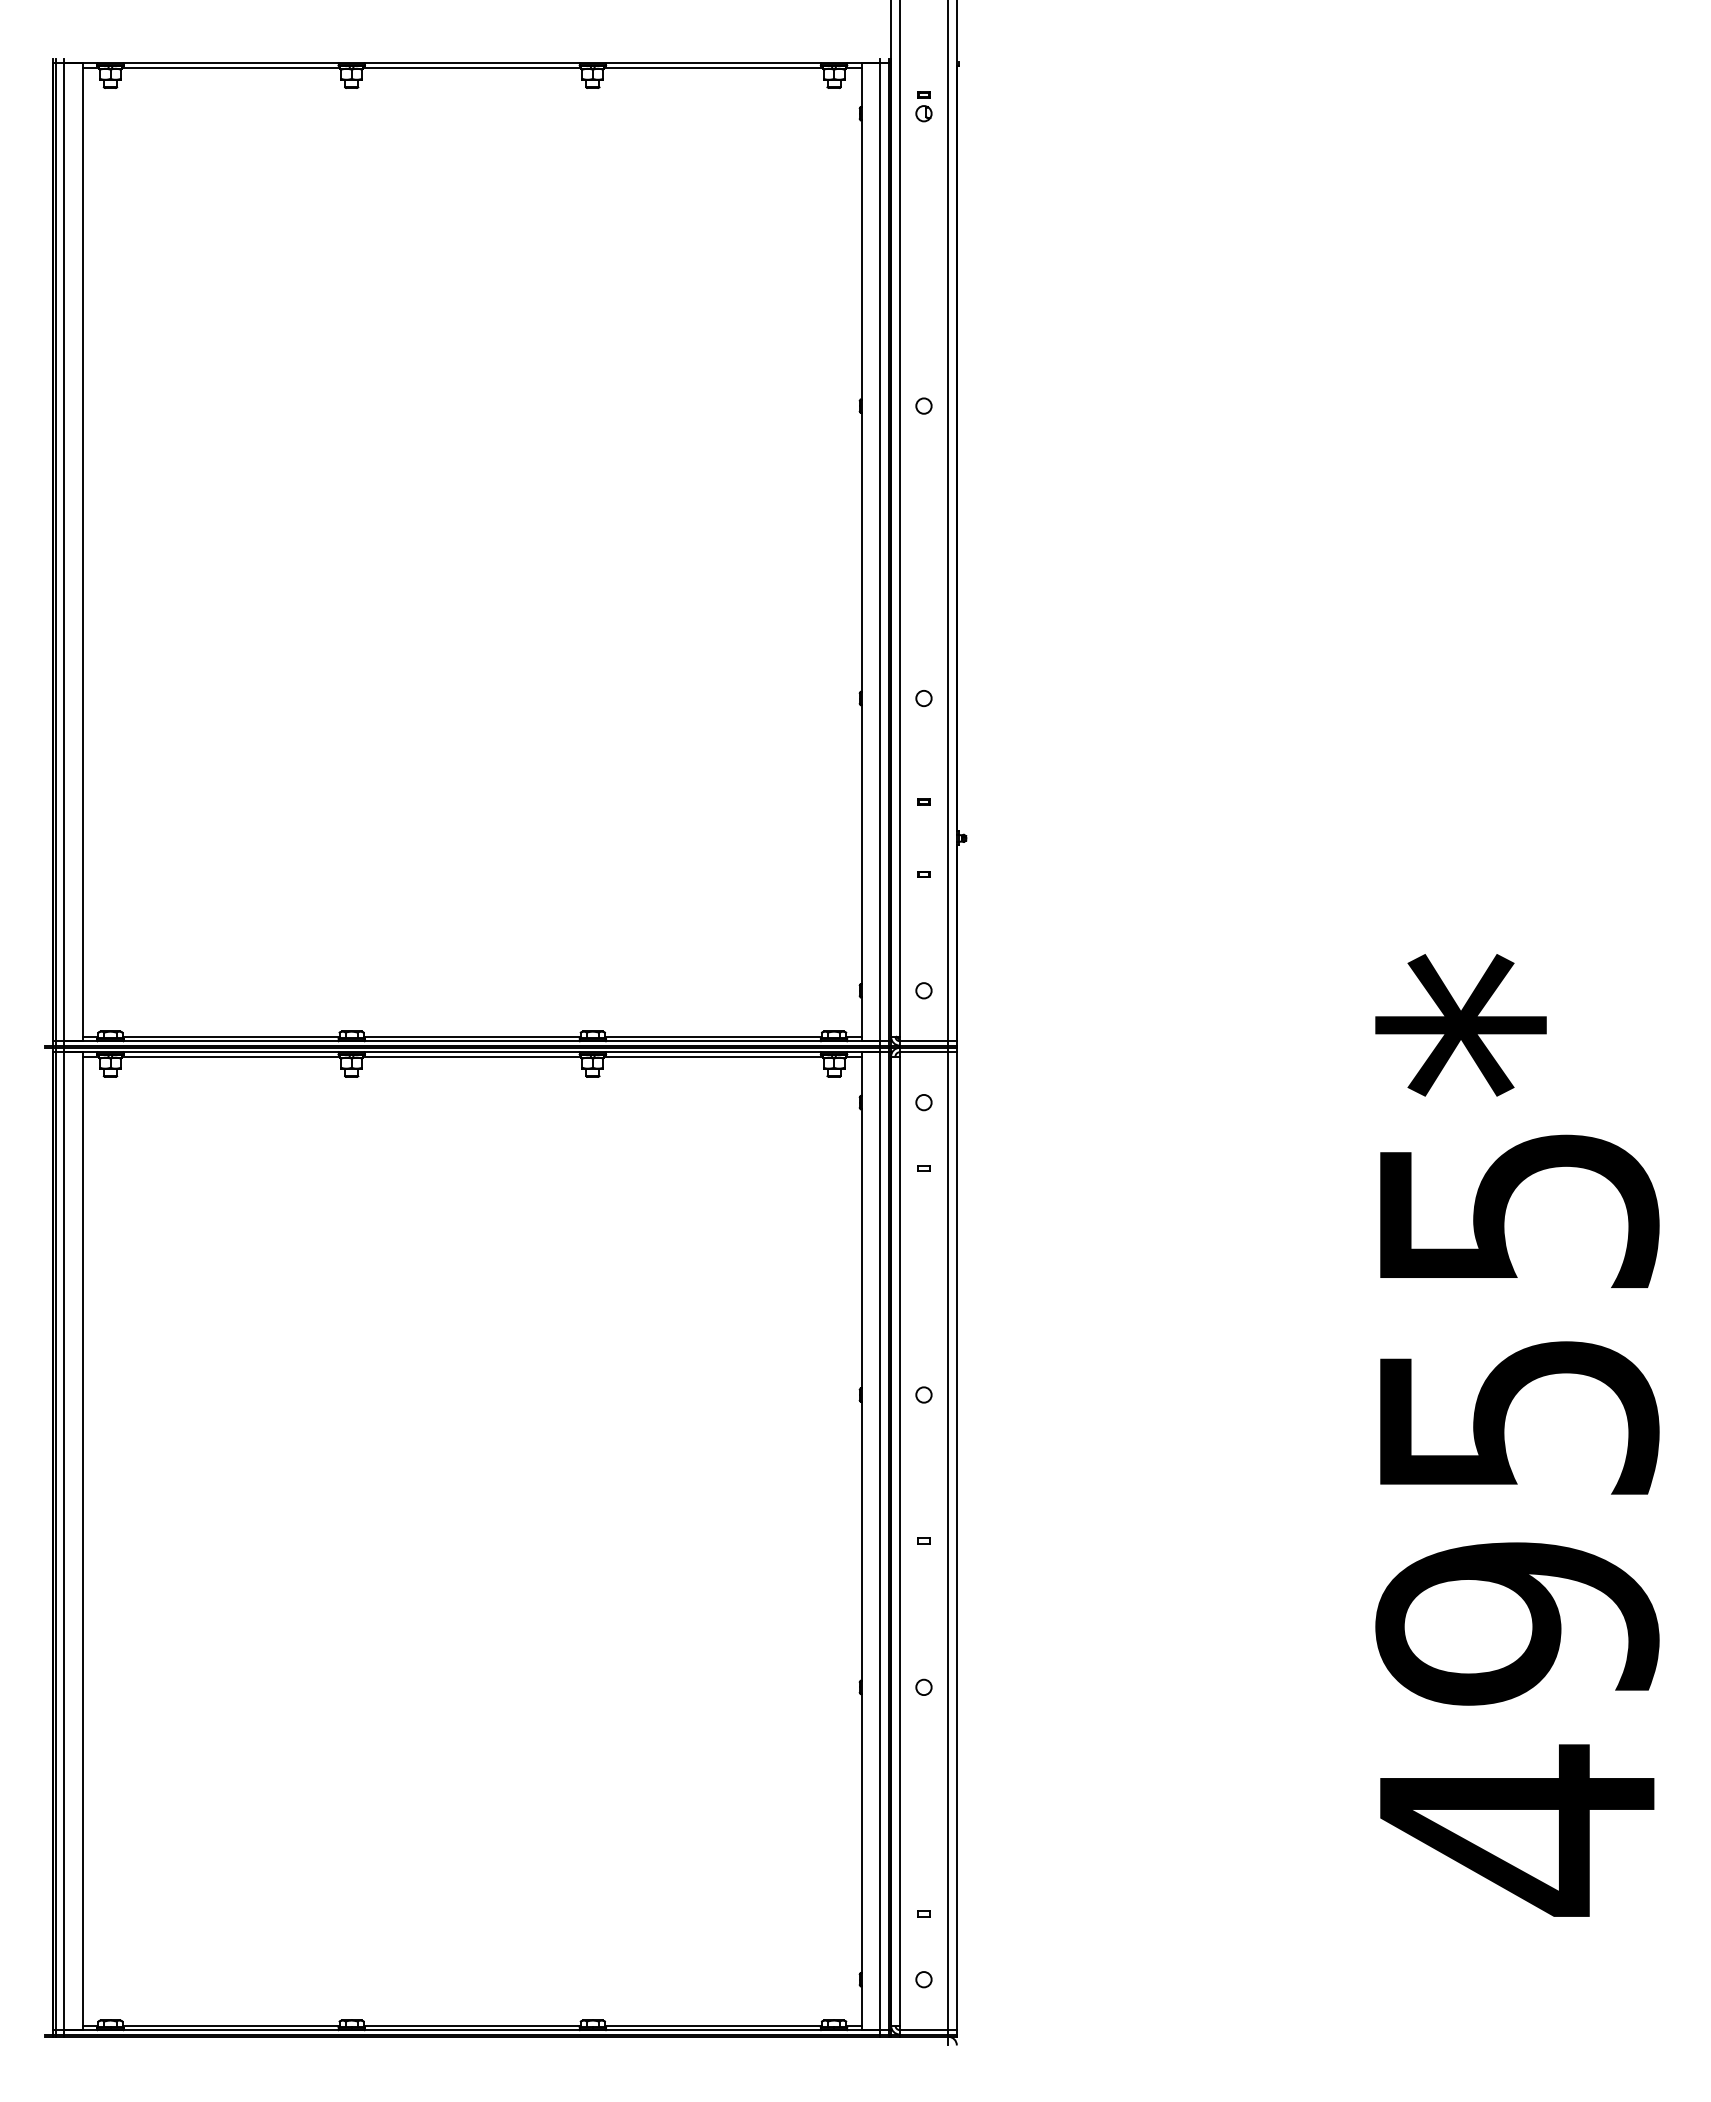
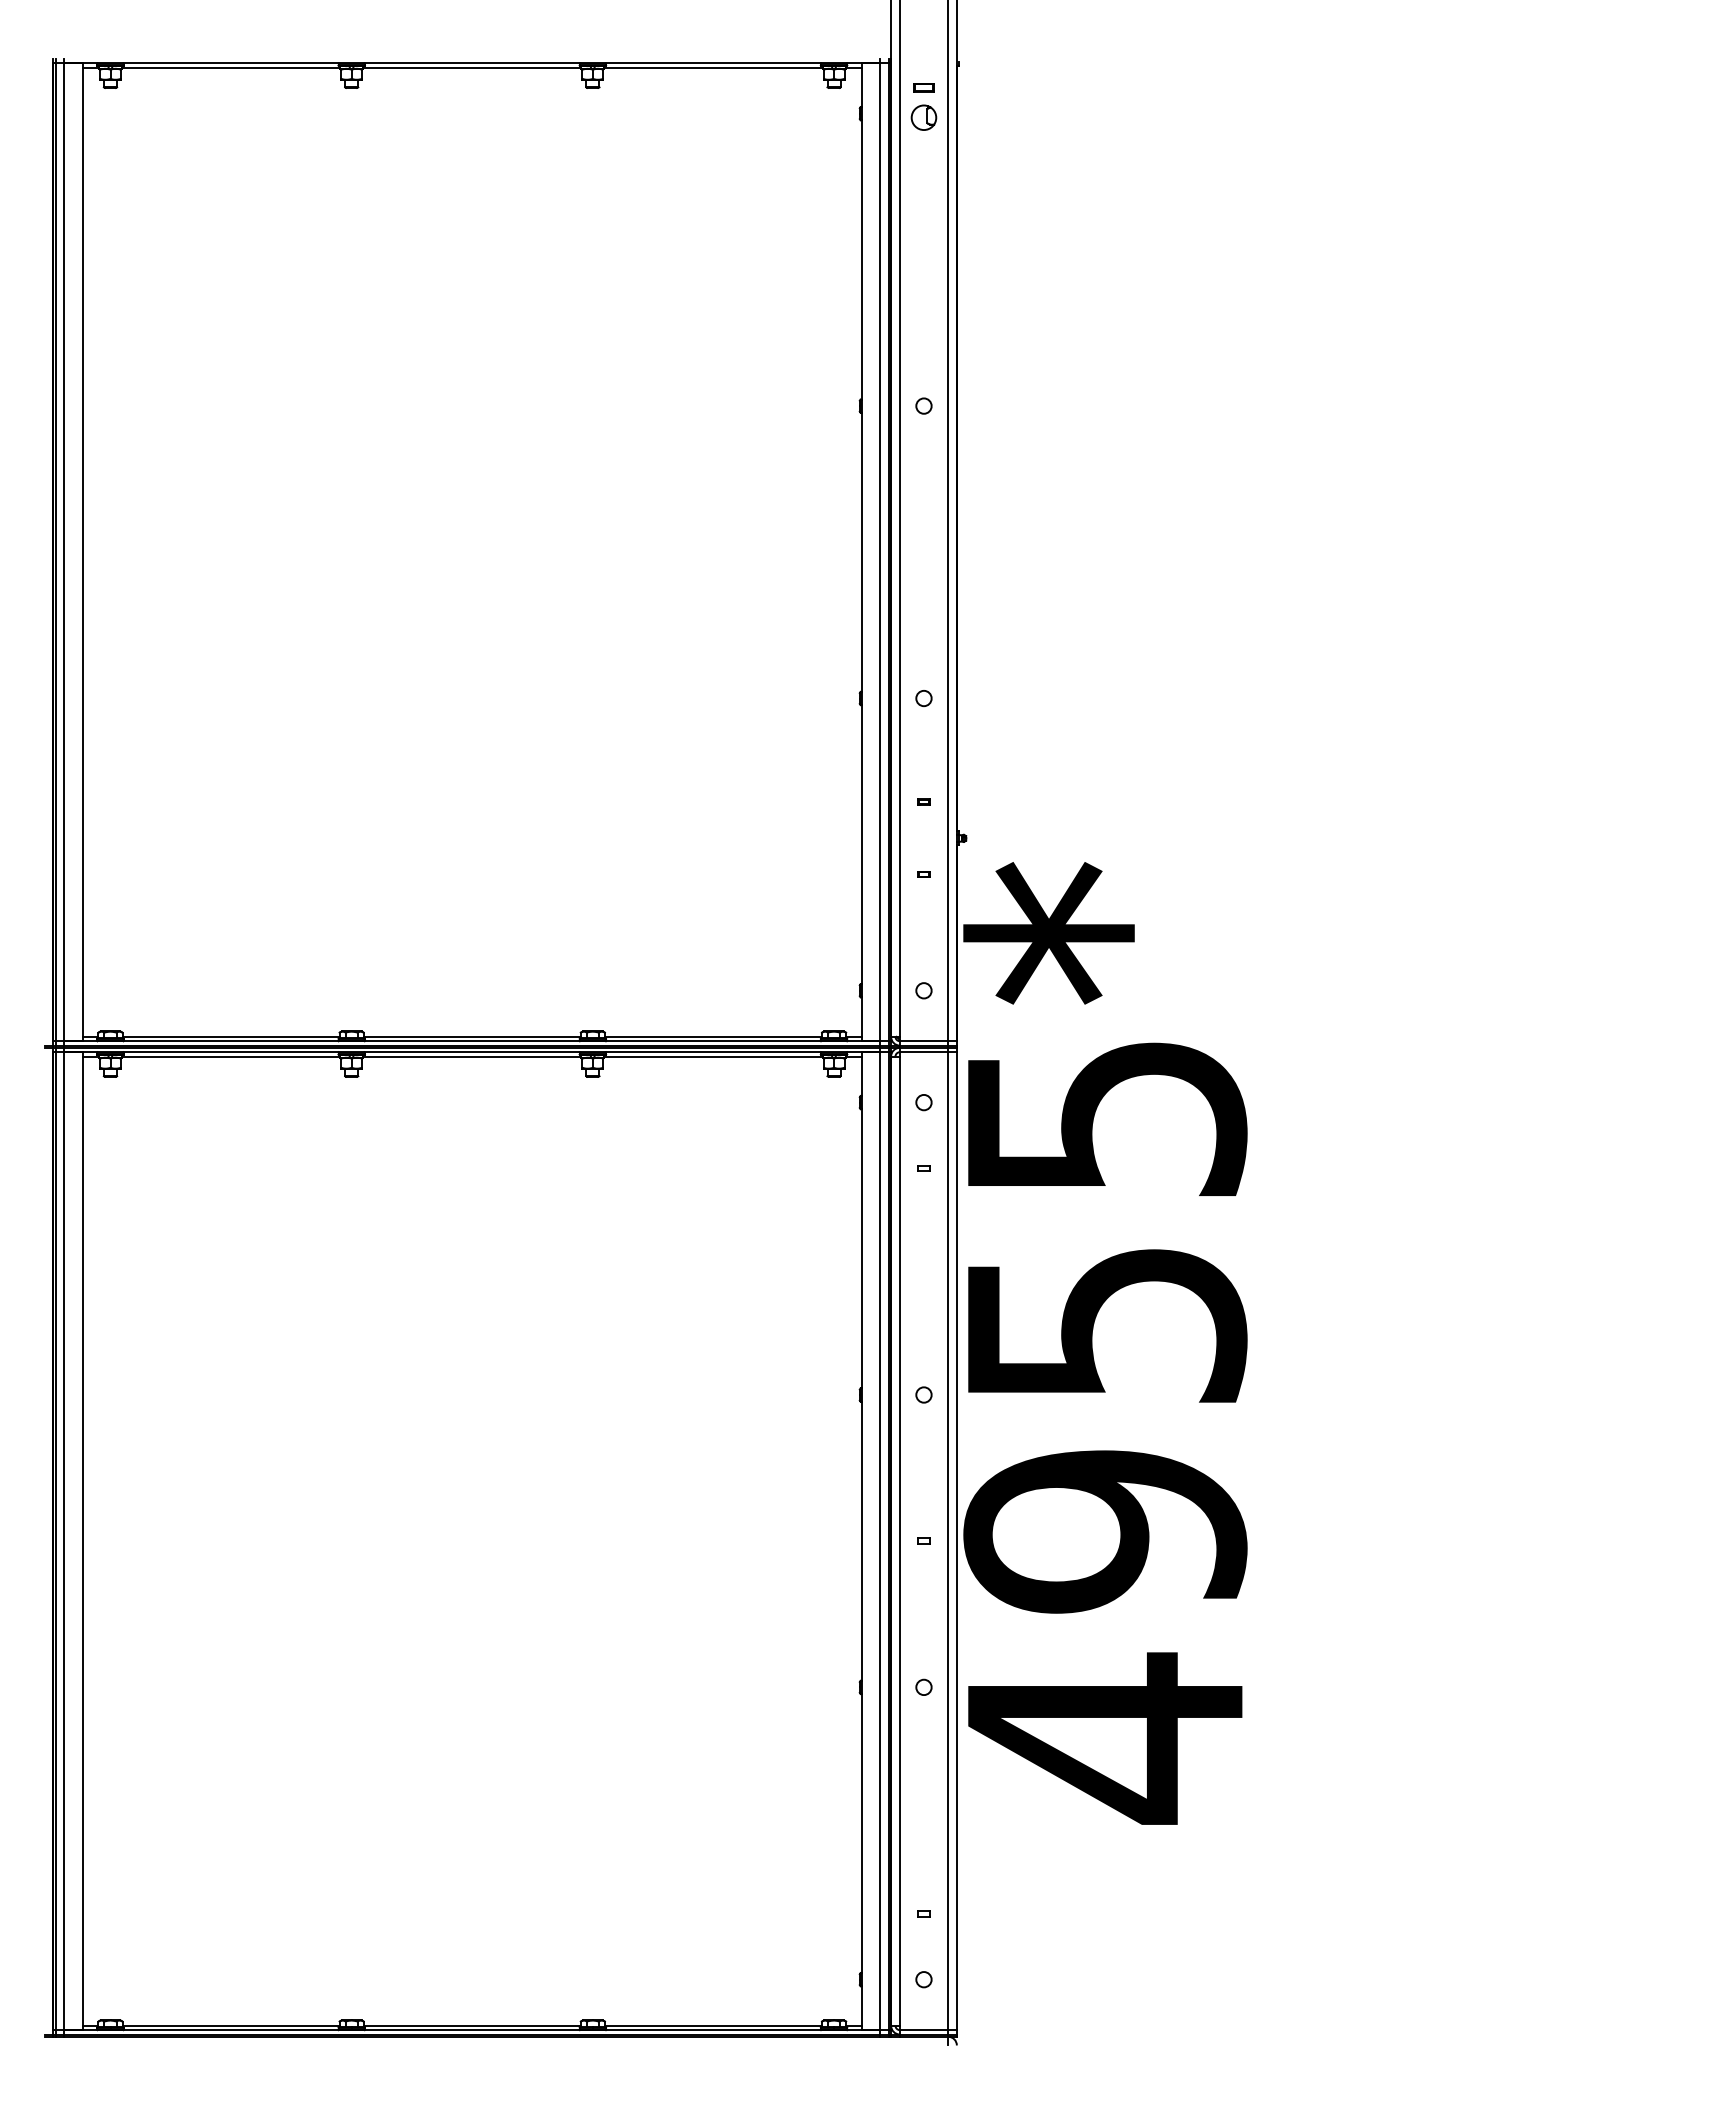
part size: 18x32 px -> 28x48 px (923, 106)
text position: (1517, 1435) -> (1105, 1343) (1105, 1343)
